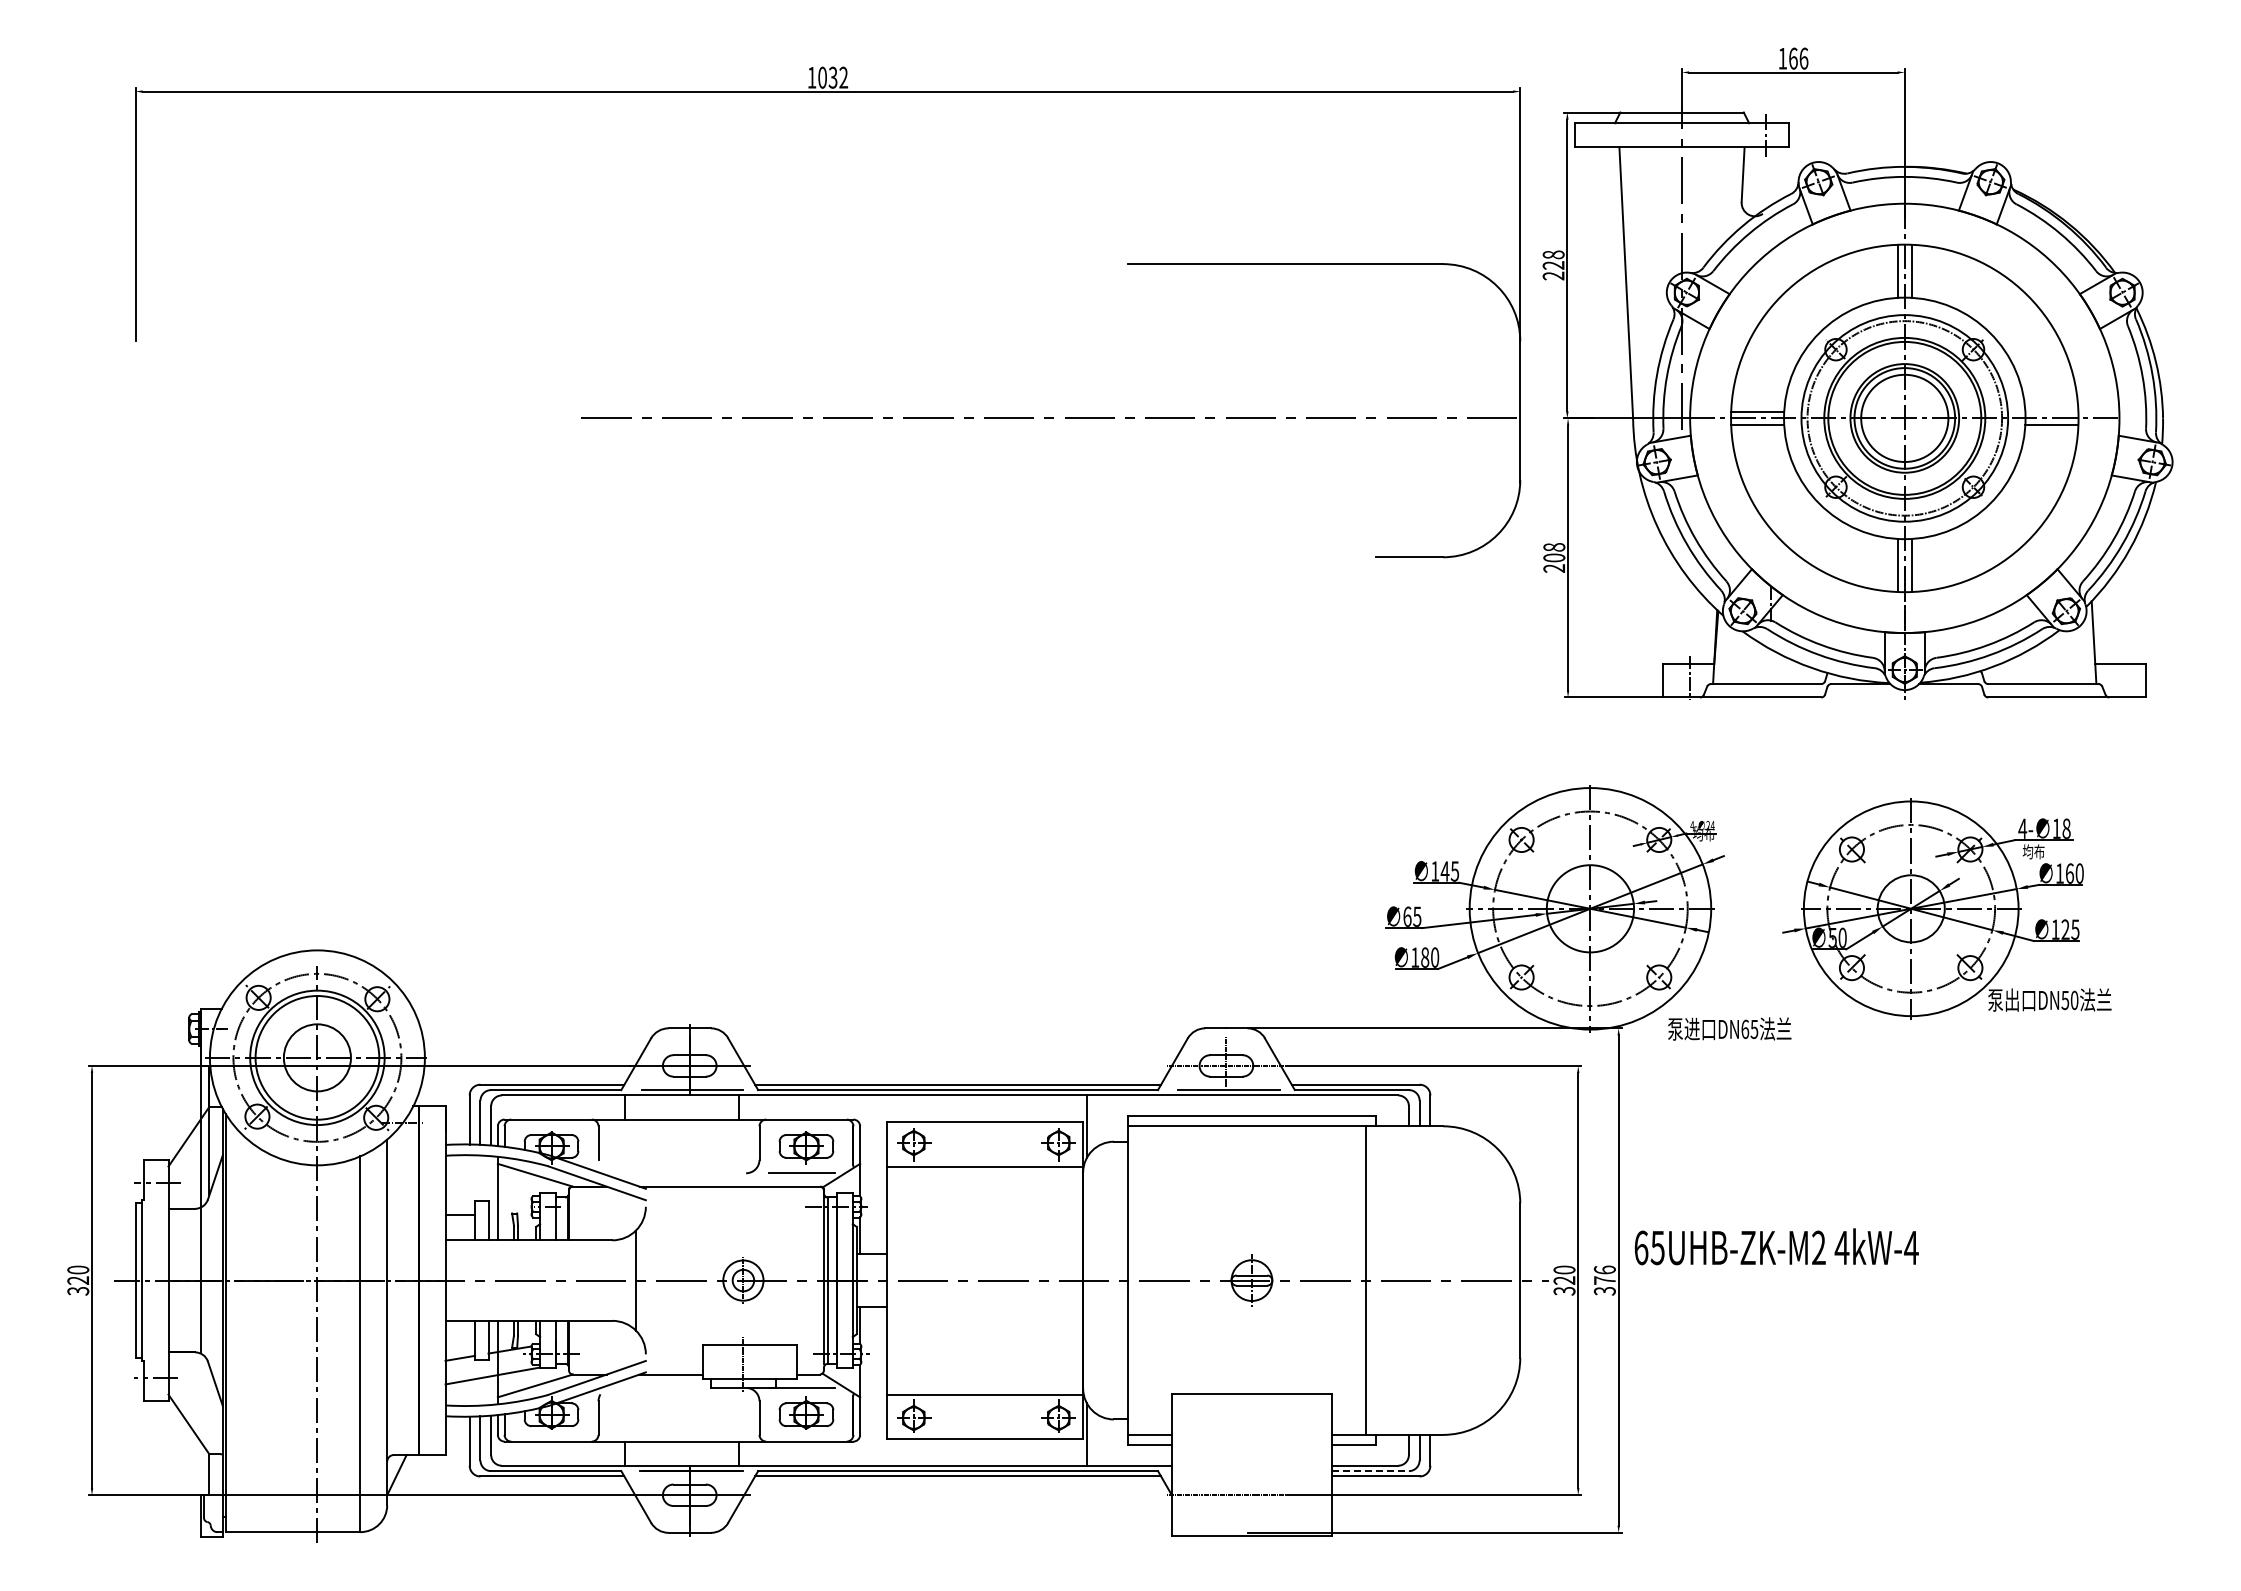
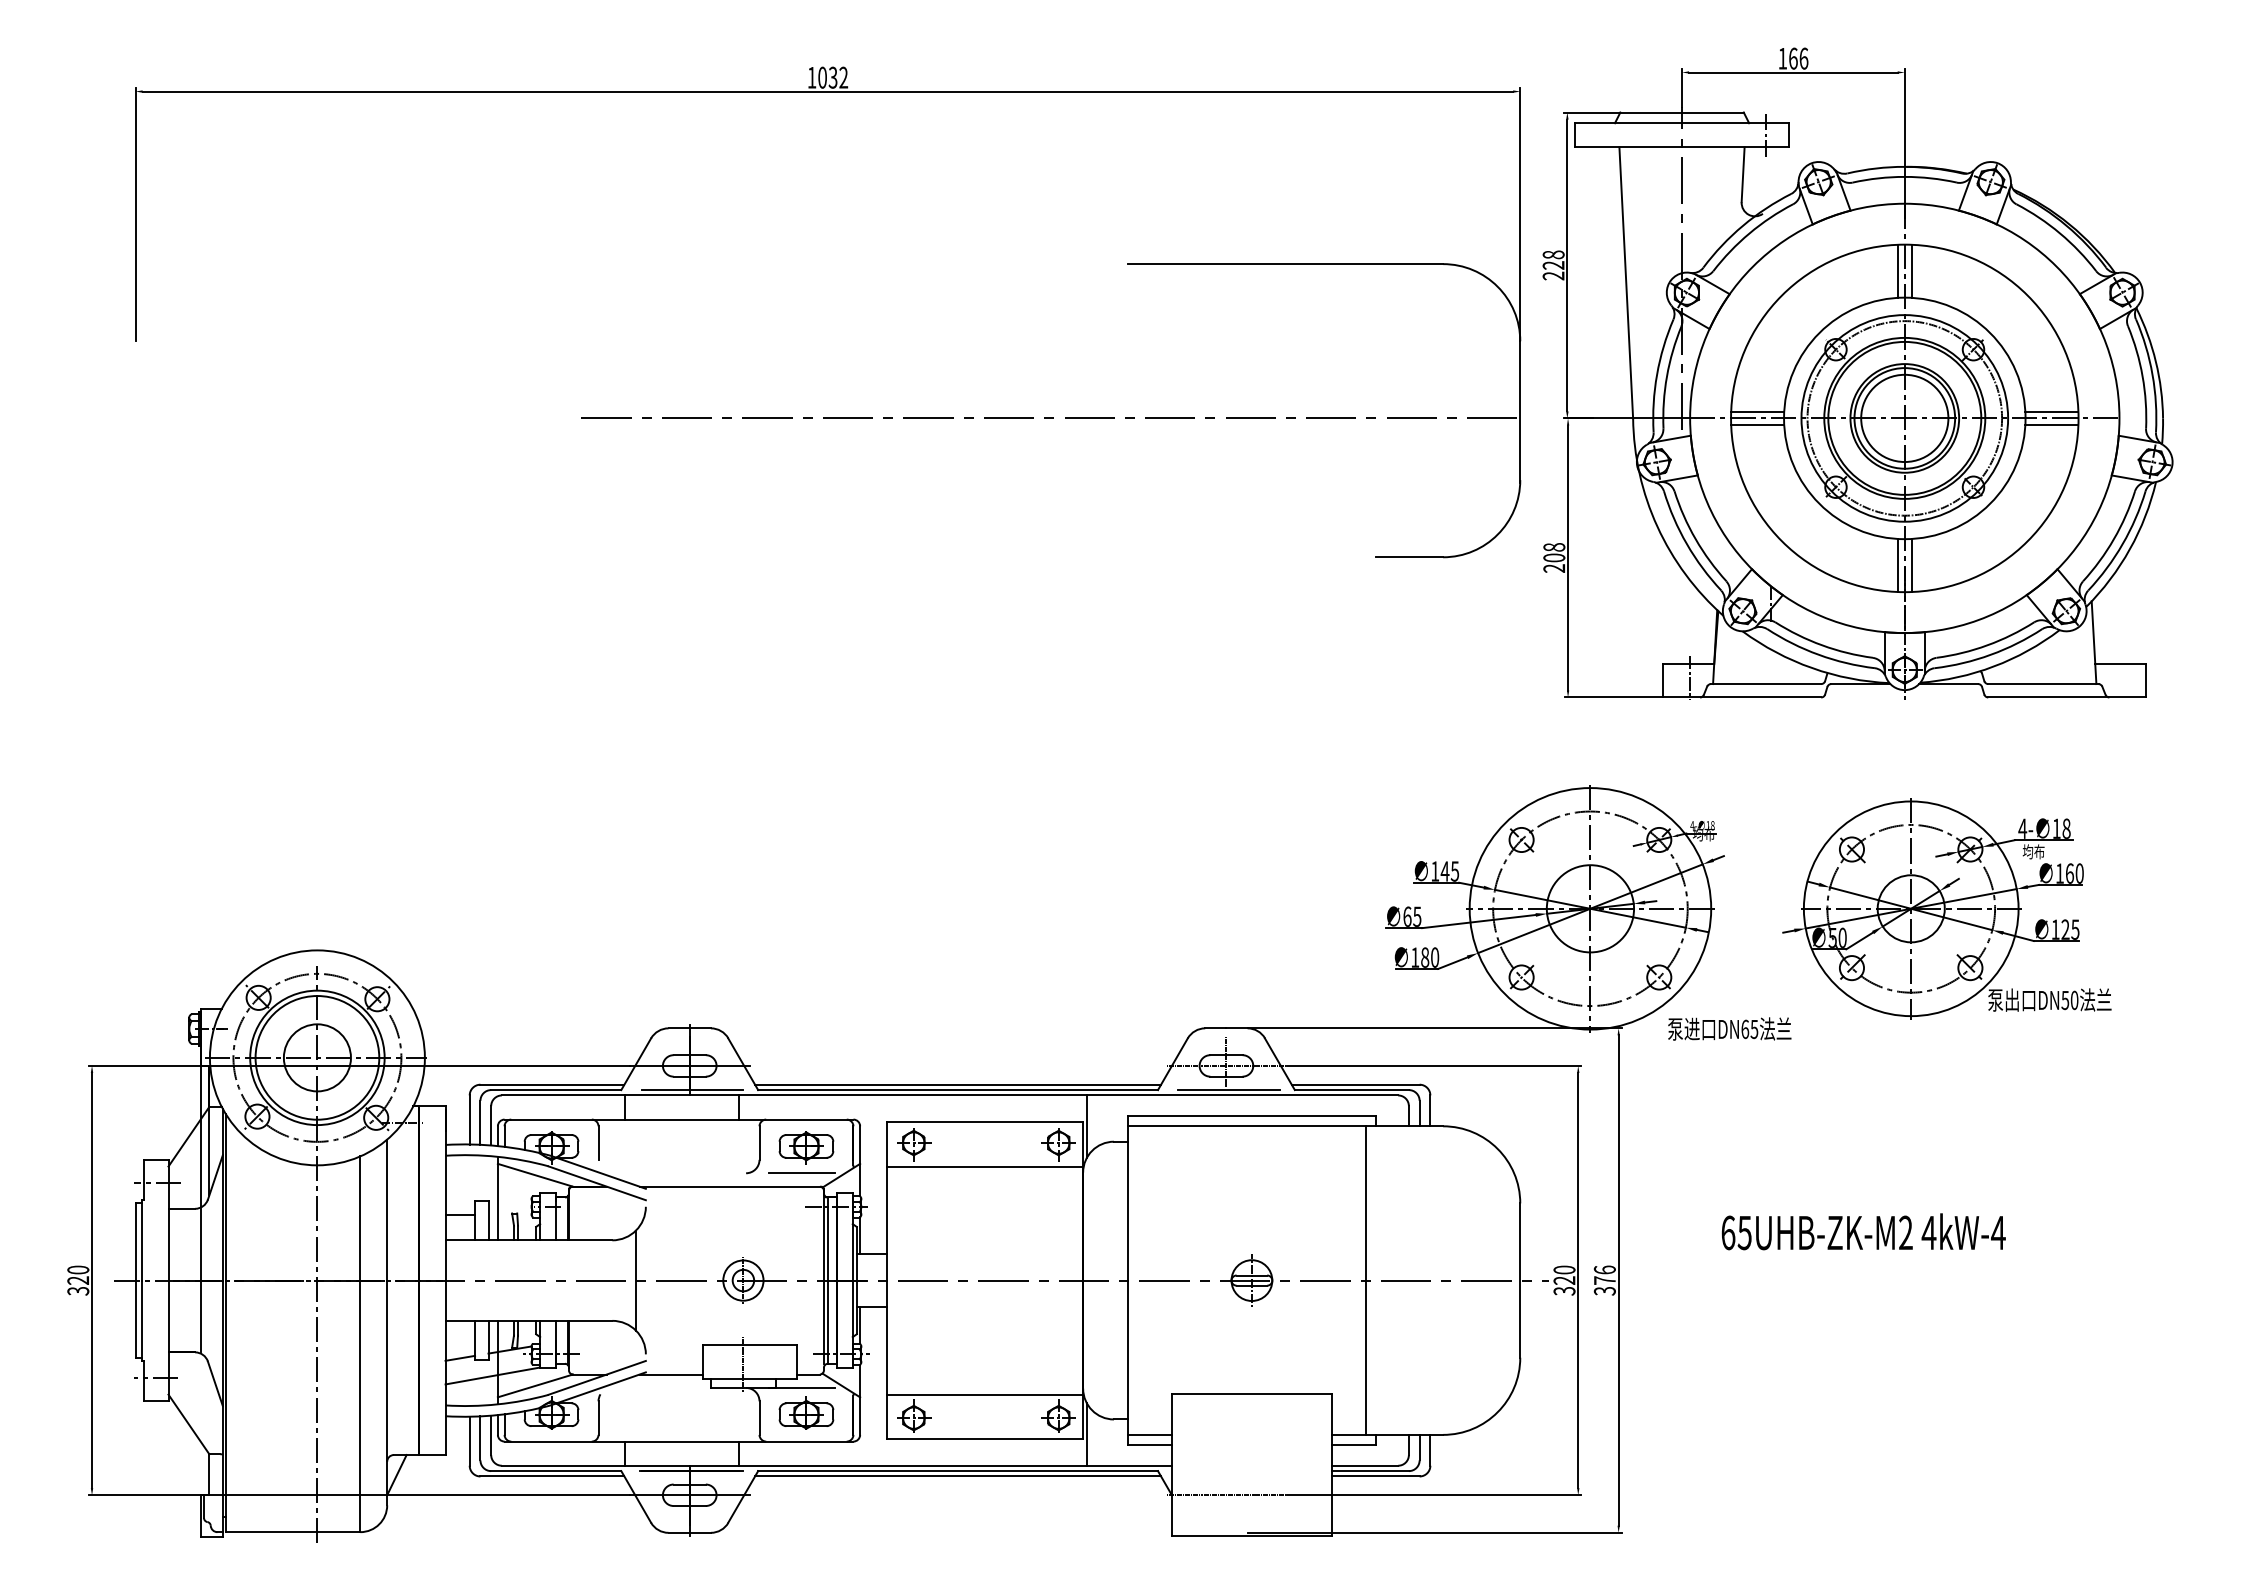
line: none -> present (2051, 411)
text: 24 -> 18 (1710, 825)
text position: (1776, 1246) -> (1863, 1231) (1863, 1231)
line: dashed -> solid (1371, 1471)
